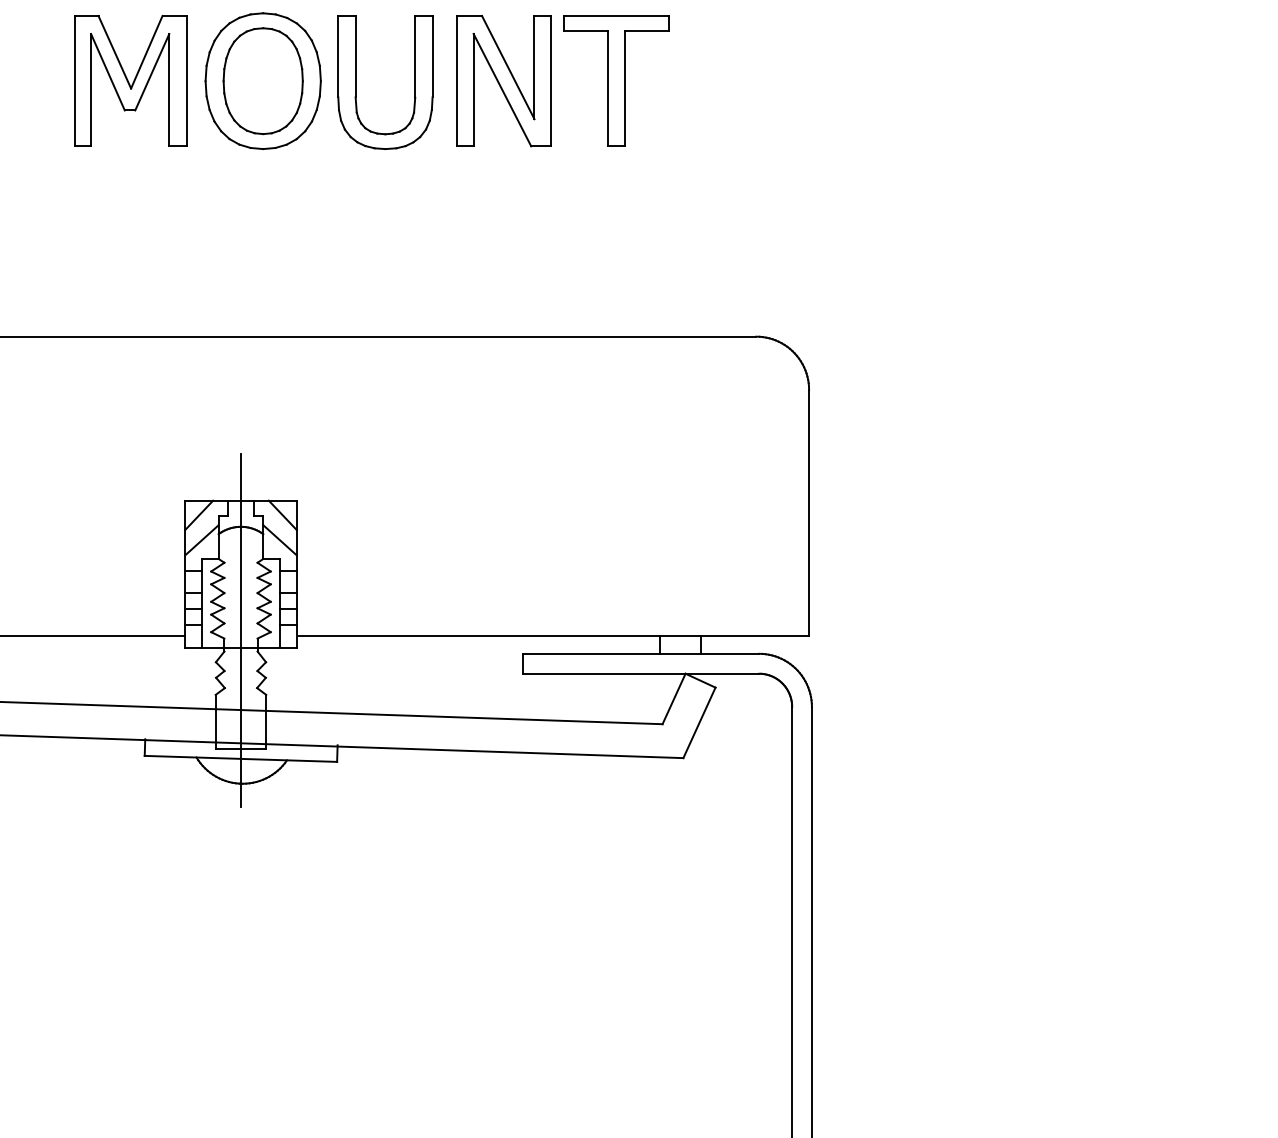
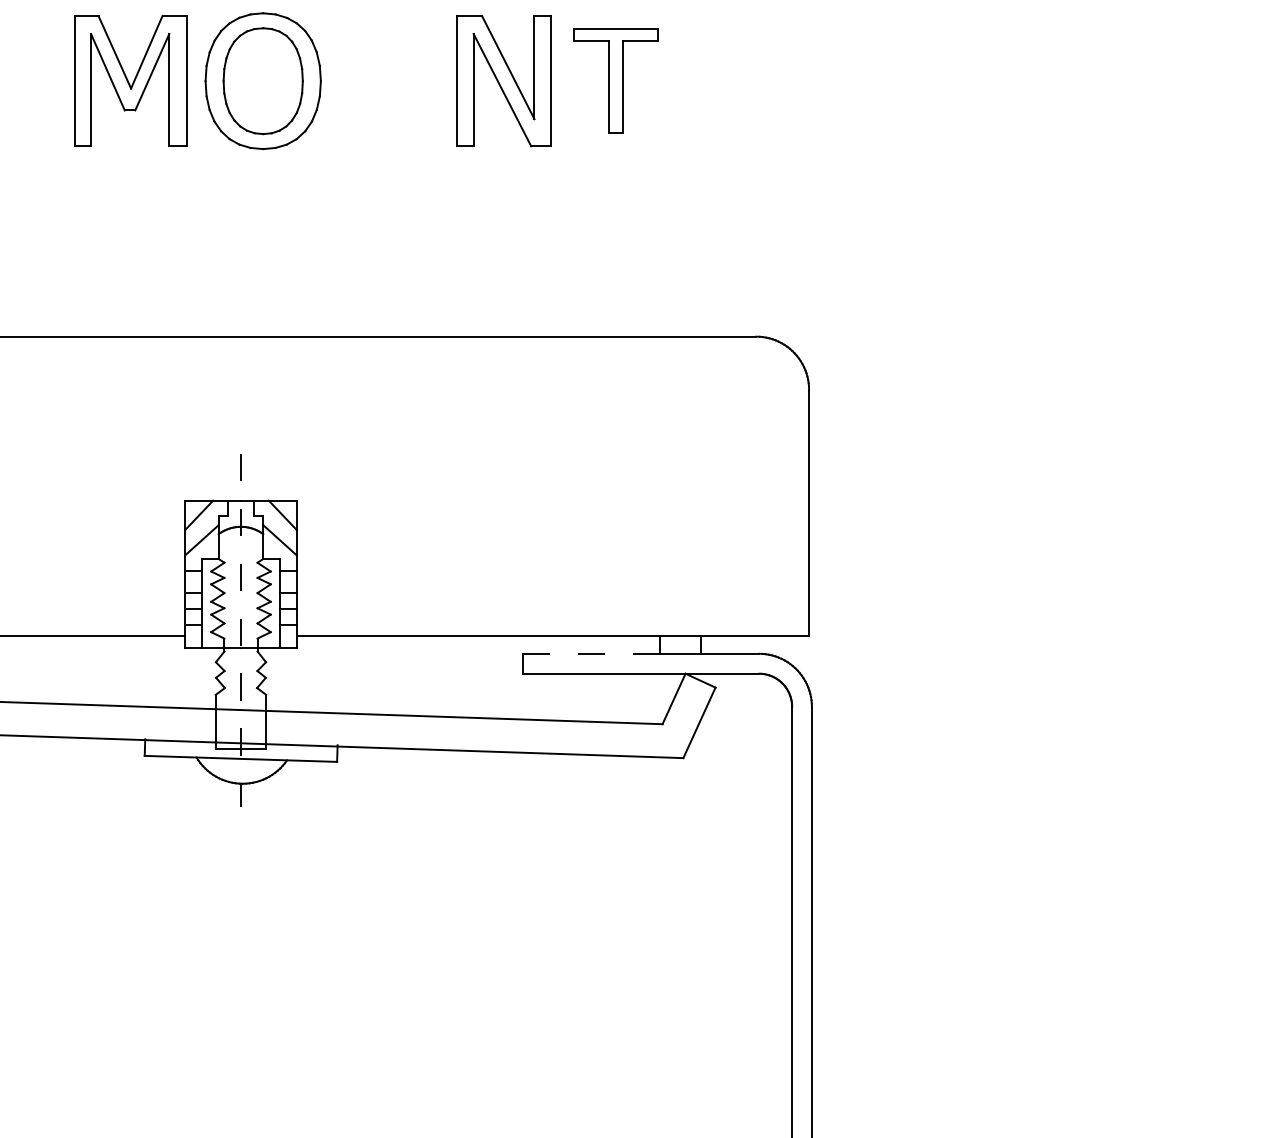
part size: 107x132 px -> 86x106 px (615, 80)
part: present -> none (356, 82)
line: solid -> dashed (240, 630)
line: solid -> dashed (591, 653)
